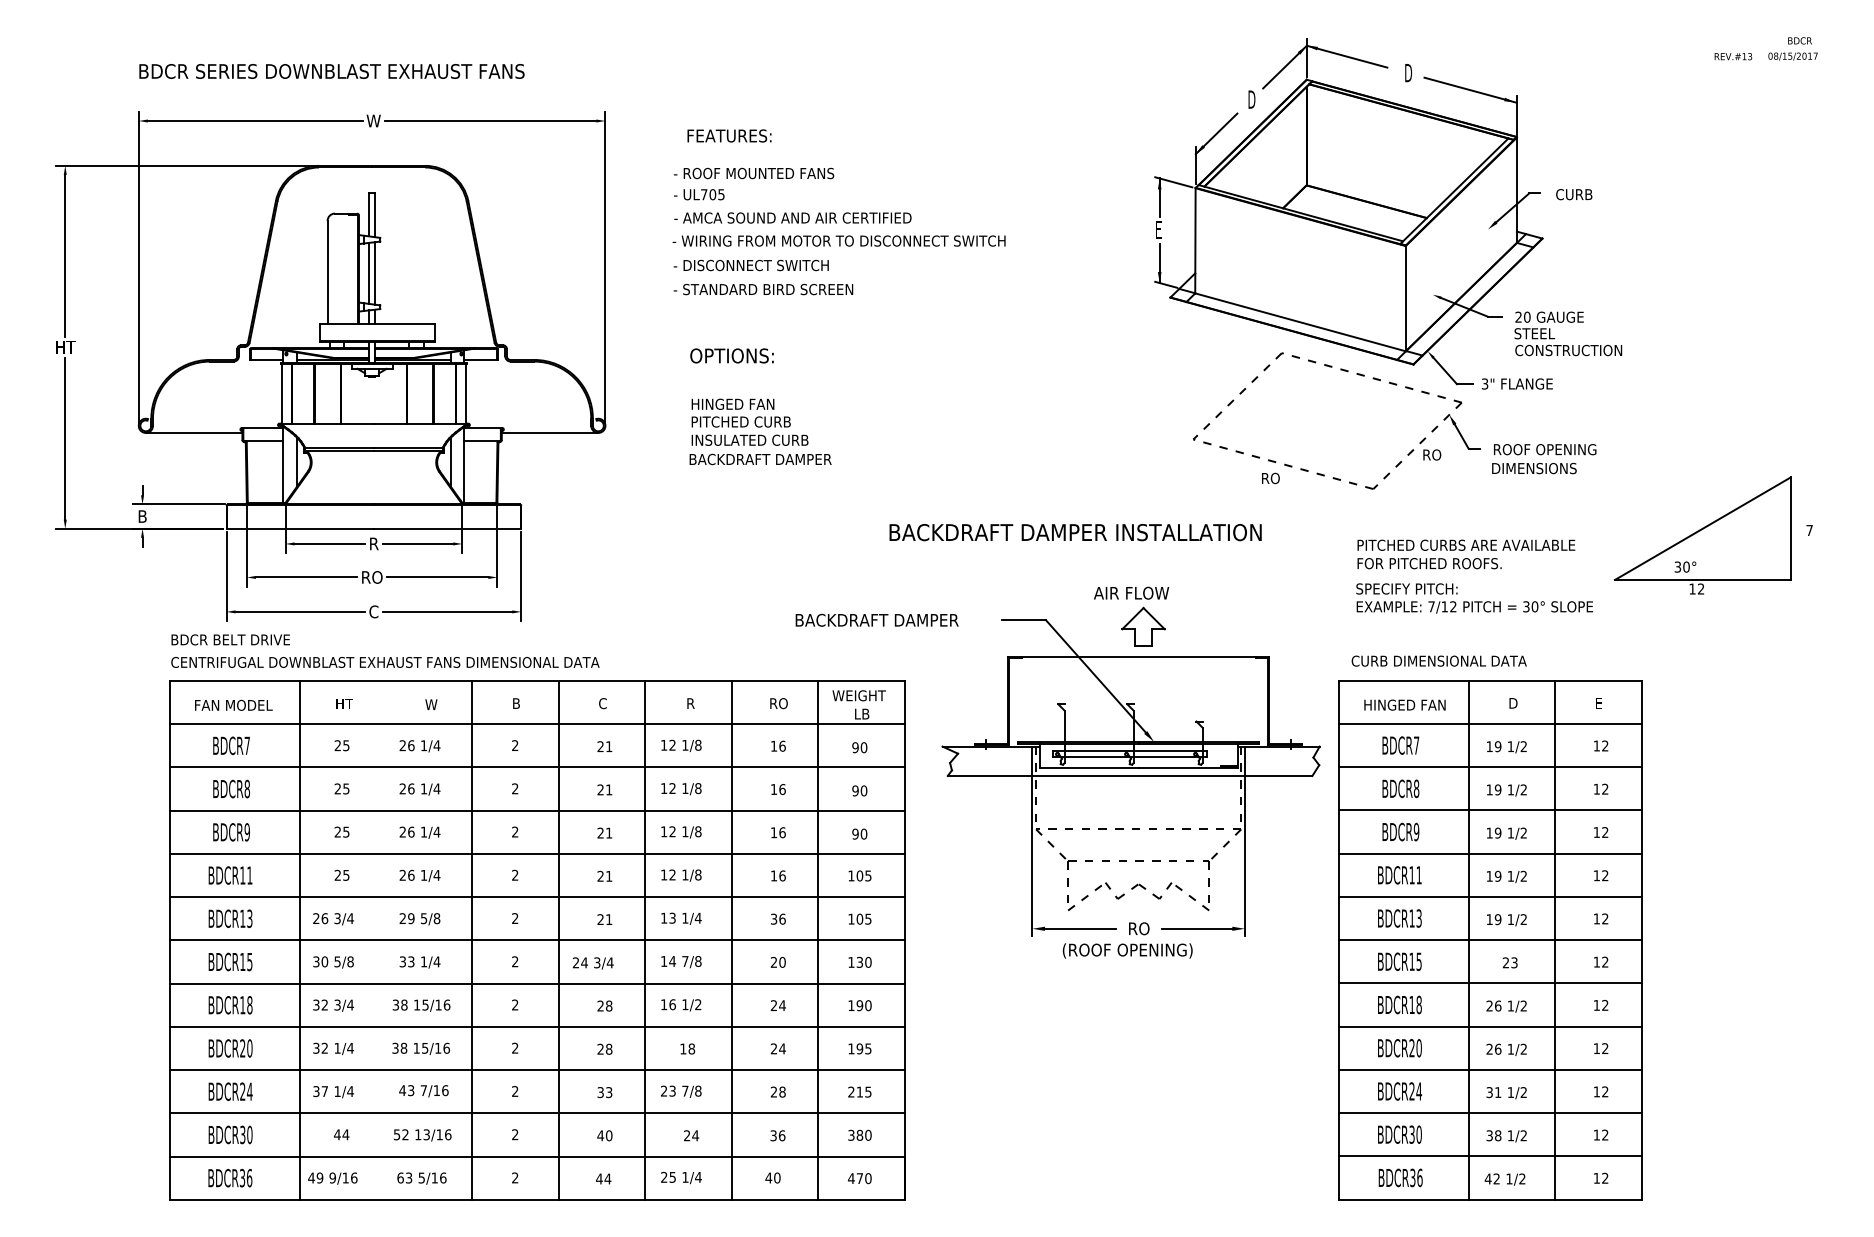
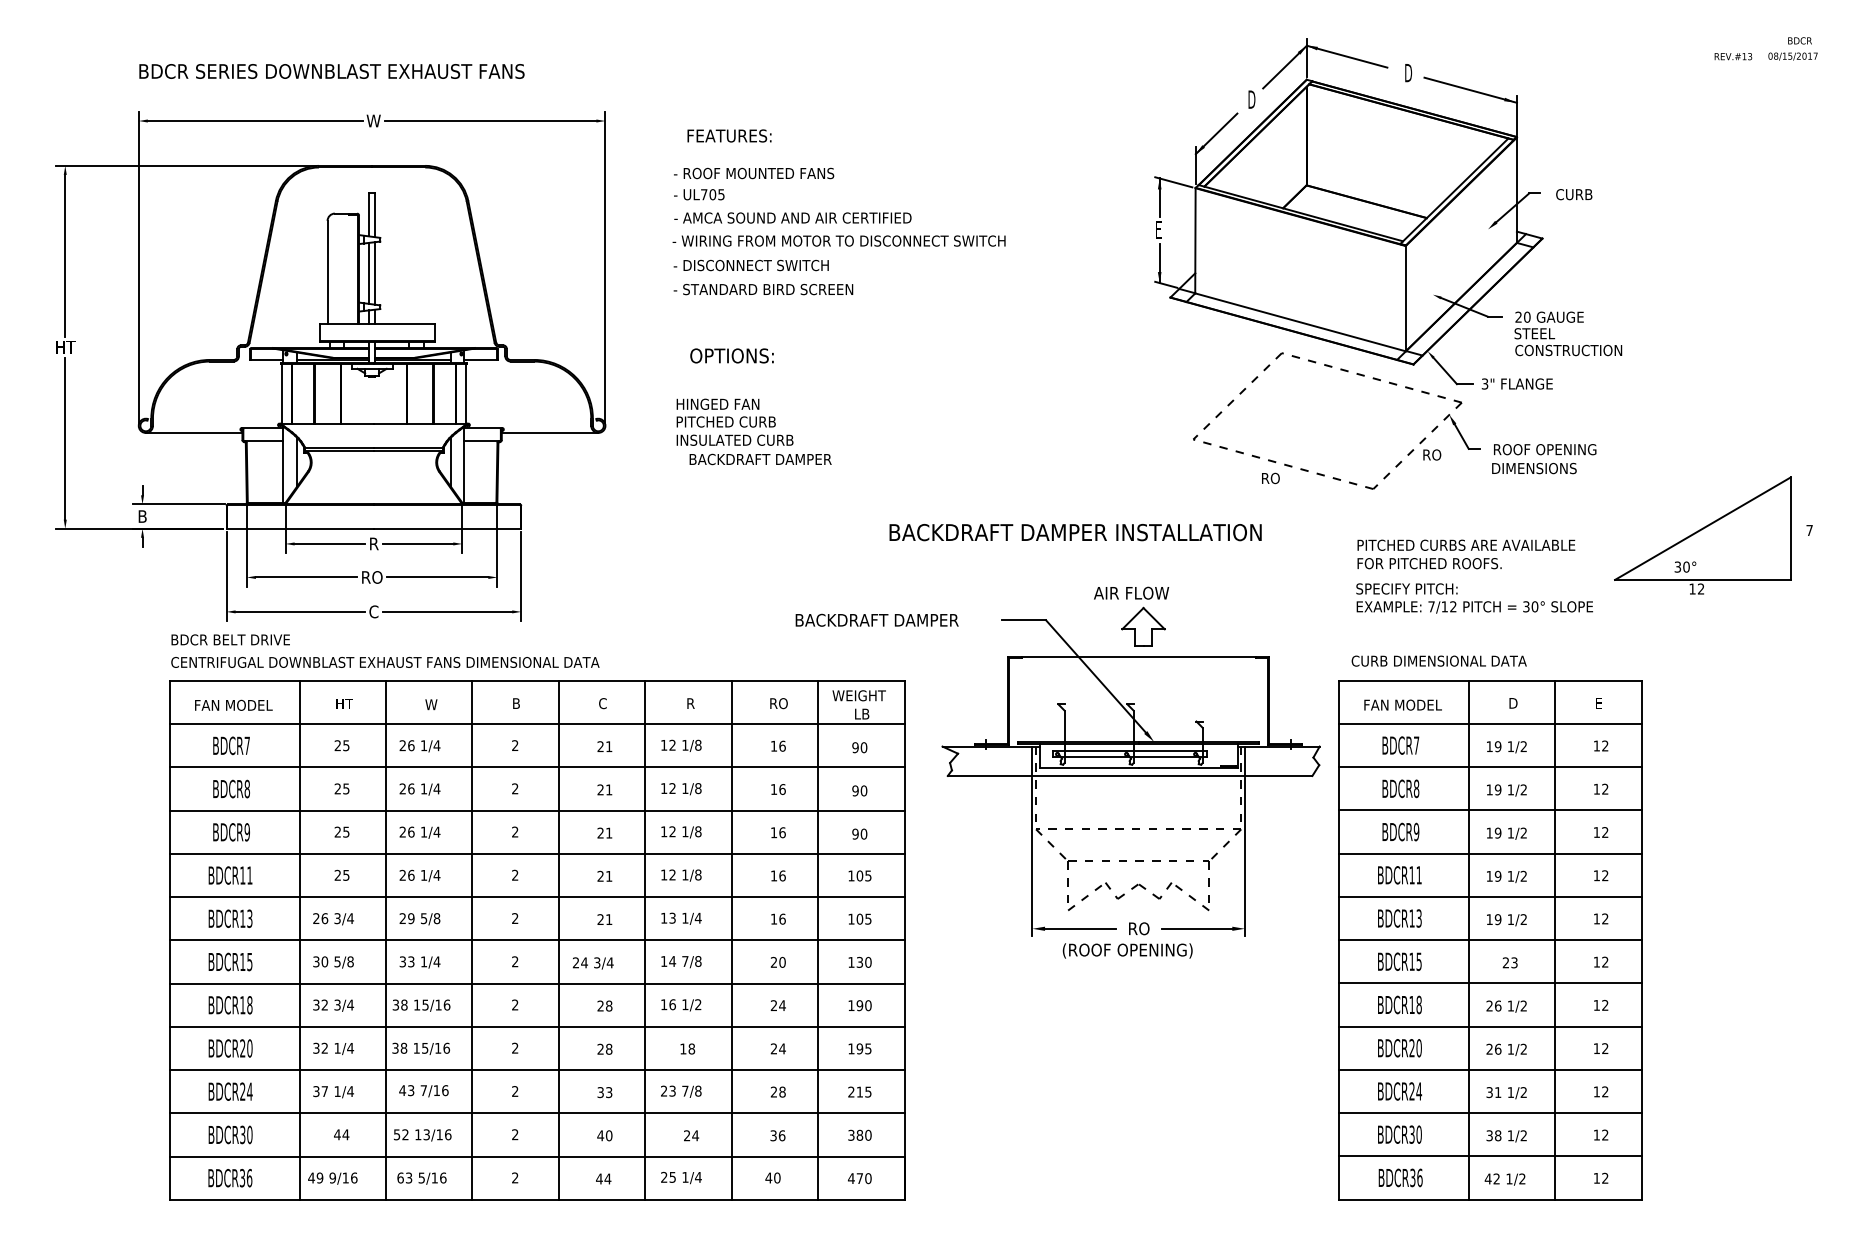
text position: (749, 421) -> (734, 421) (734, 421)
text: HINGED FAN -> FAN MODEL (1405, 704)
text: 36 -> 16 (773, 918)
line: none -> present (385, 940)
